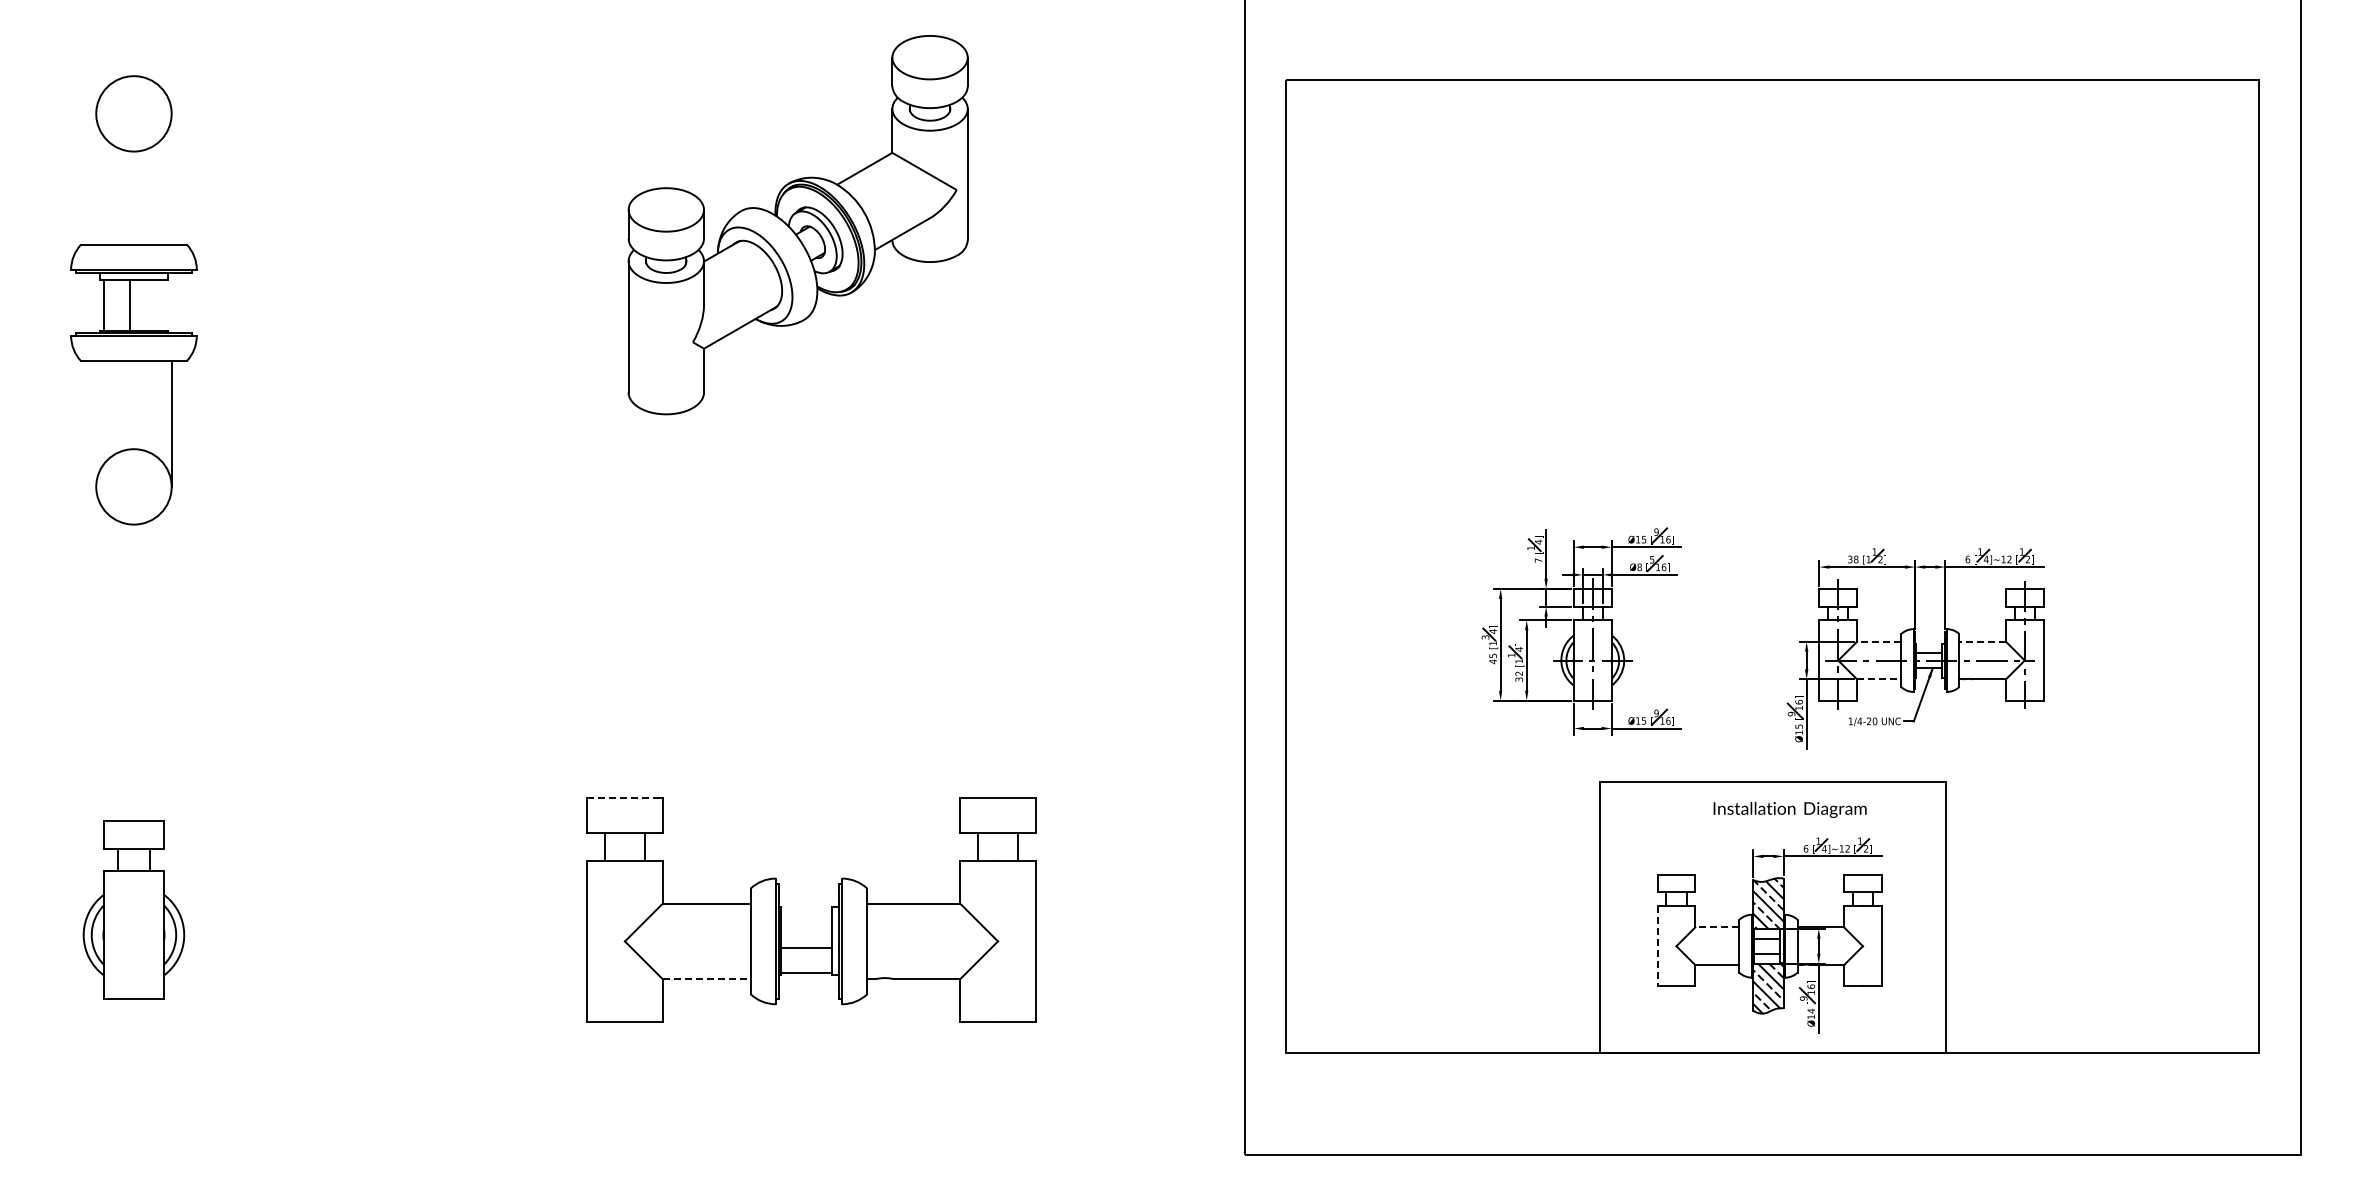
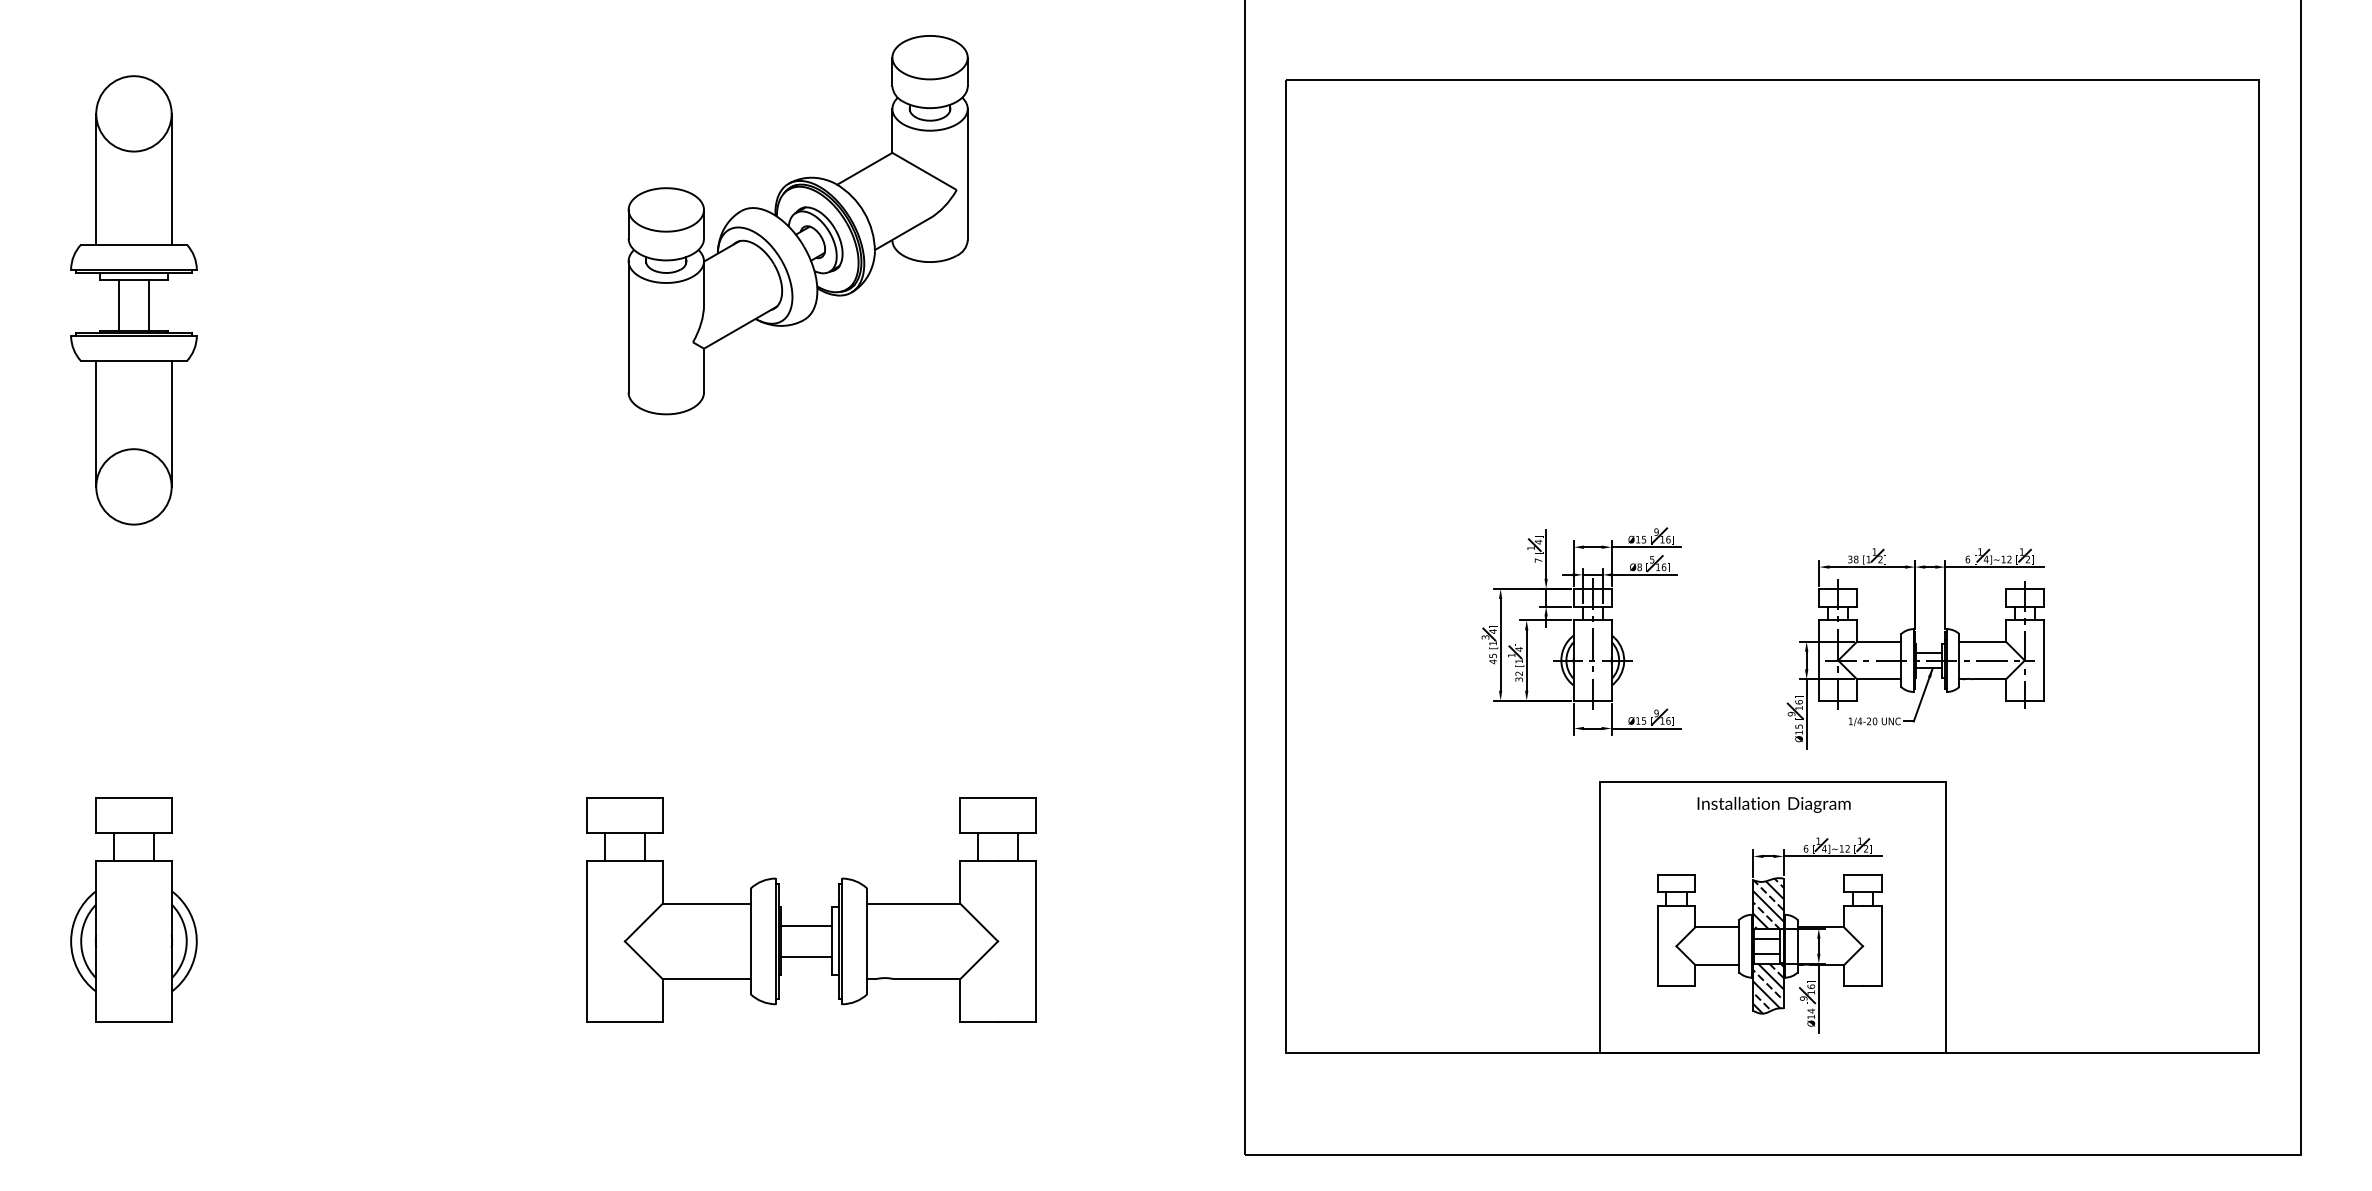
line: none -> present (96, 178)
line: none -> present (171, 178)
line position: (103, 305) -> (118, 305) (118, 305)
line position: (130, 305) -> (149, 305) (149, 305)
line: none -> present (96, 423)
line: dashed -> solid (1879, 641)
line: dashed -> solid (1982, 641)
line: dashed -> solid (1879, 679)
line: dashed -> solid (623, 798)
text position: (1789, 809) -> (1773, 804) (1773, 804)
part size: 104x180 px -> 128x226 px (133, 909)
line: dashed -> solid (1717, 927)
line: dashed -> solid (1657, 946)
line position: (806, 948) -> (806, 926) (806, 926)
line position: (806, 972) -> (806, 956) (806, 956)
line: dashed -> solid (706, 979)
